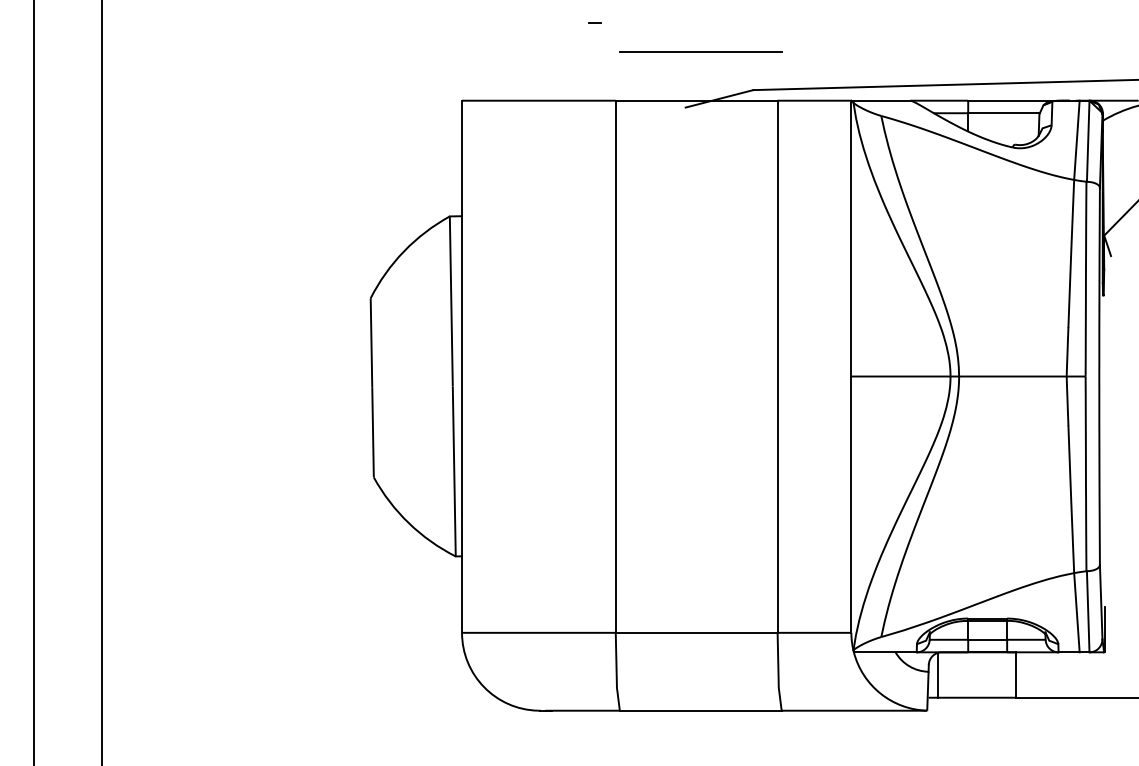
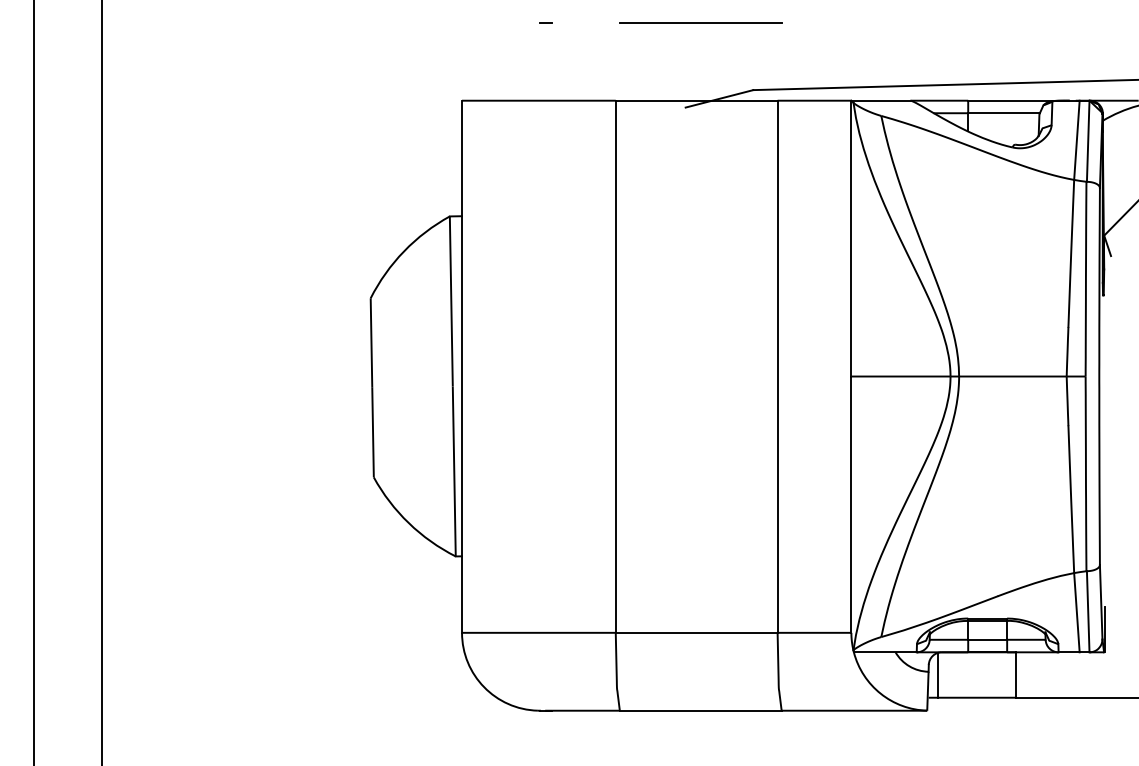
line position: (594, 22) -> (545, 22) (545, 22)
line position: (700, 51) -> (700, 22) (700, 22)
